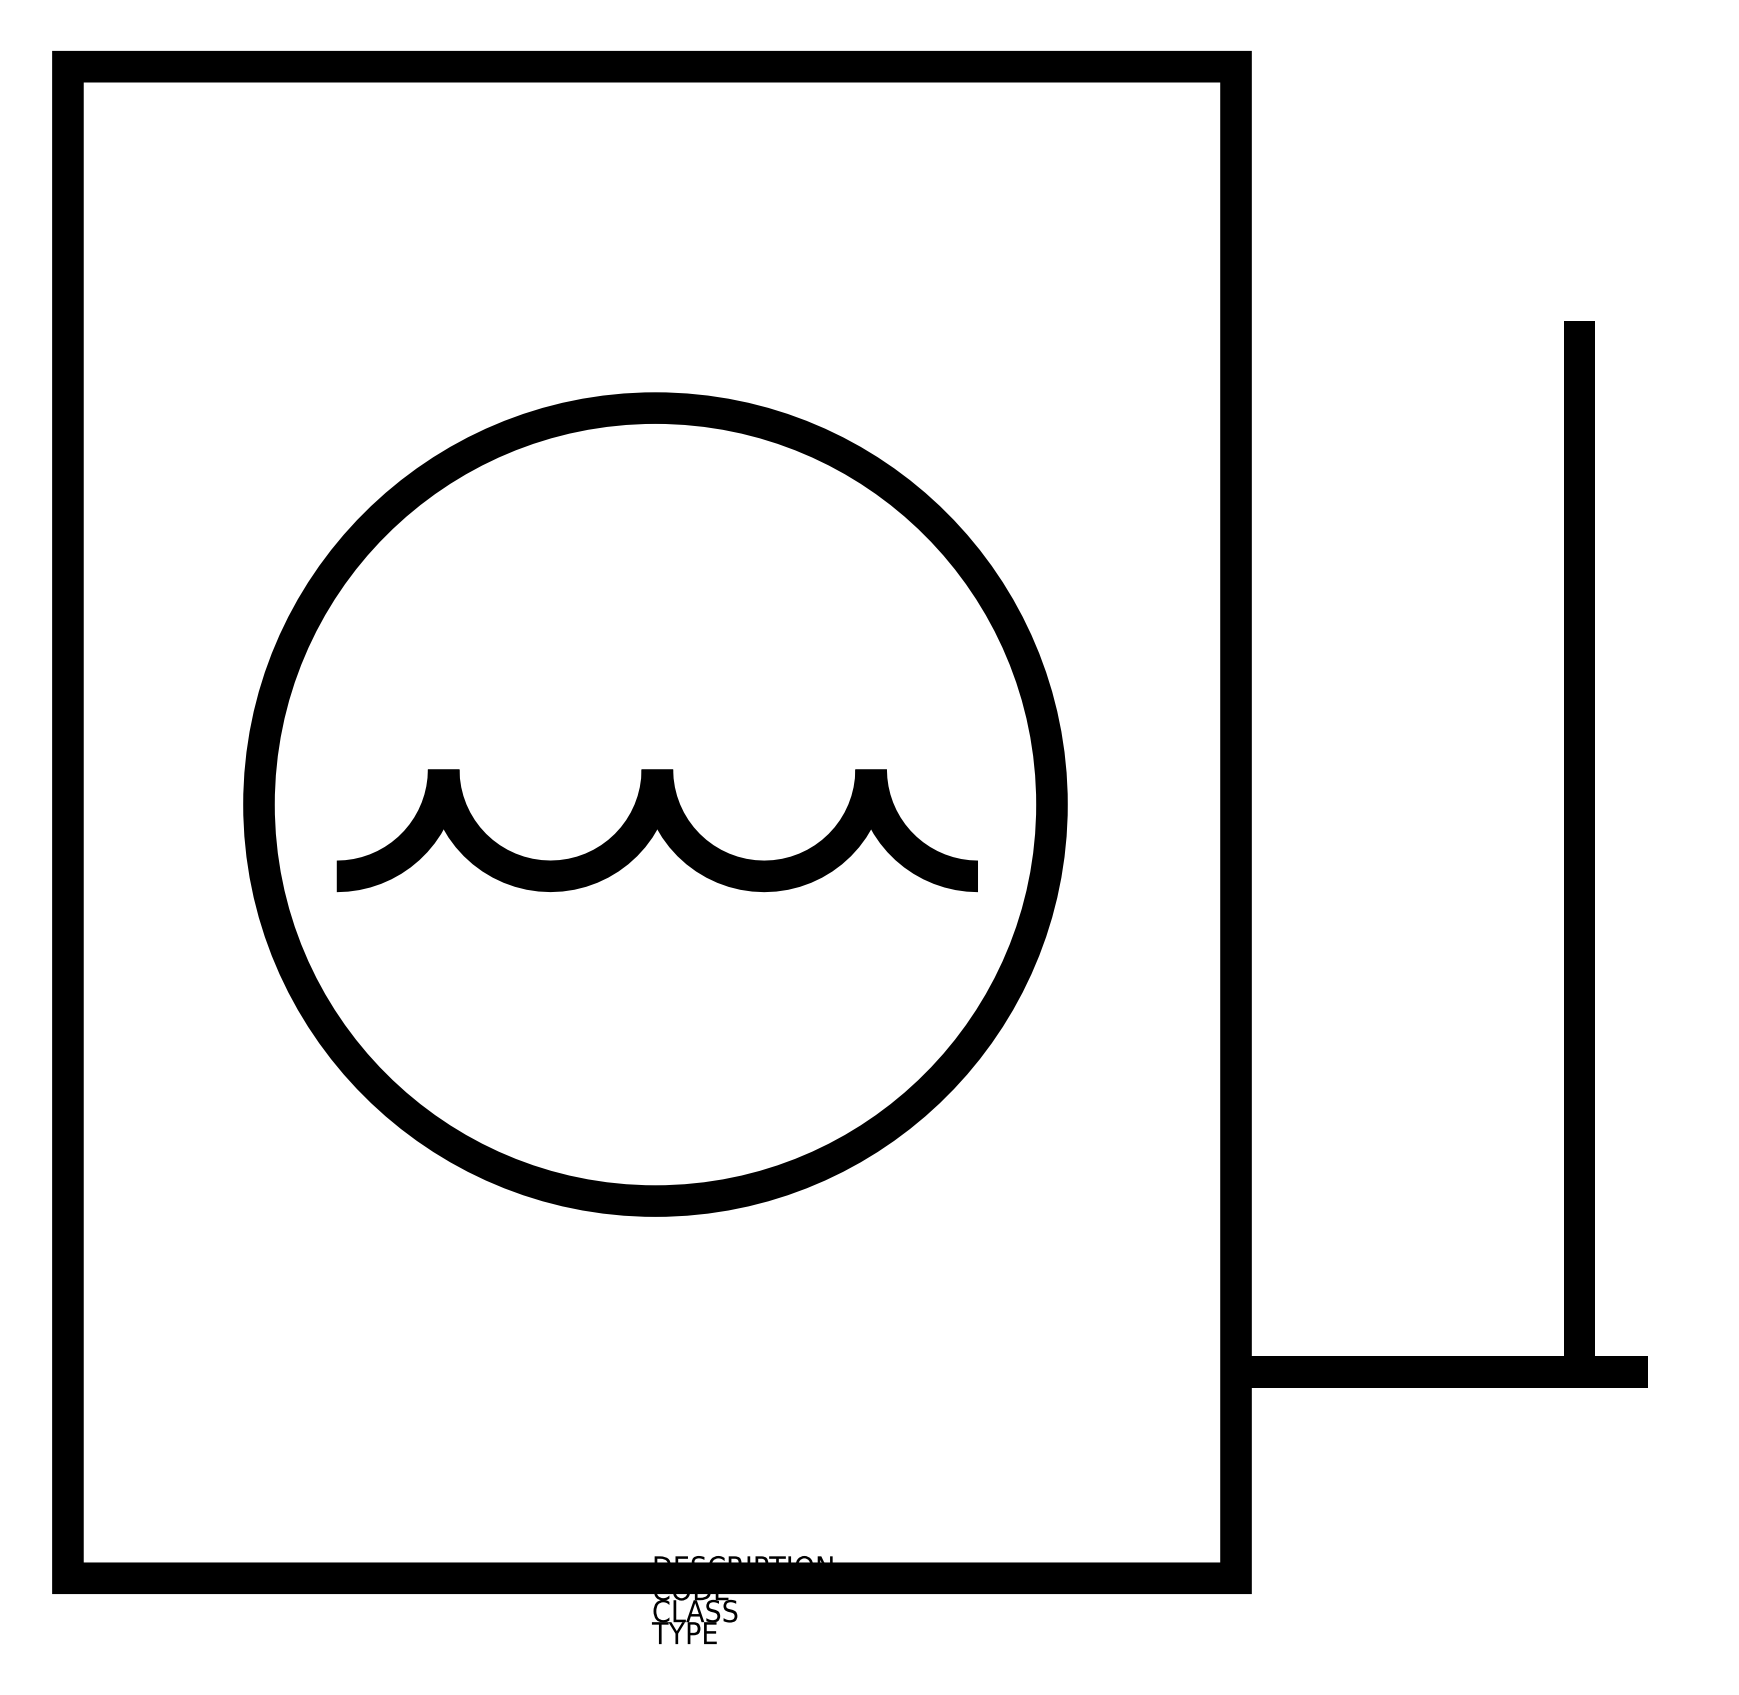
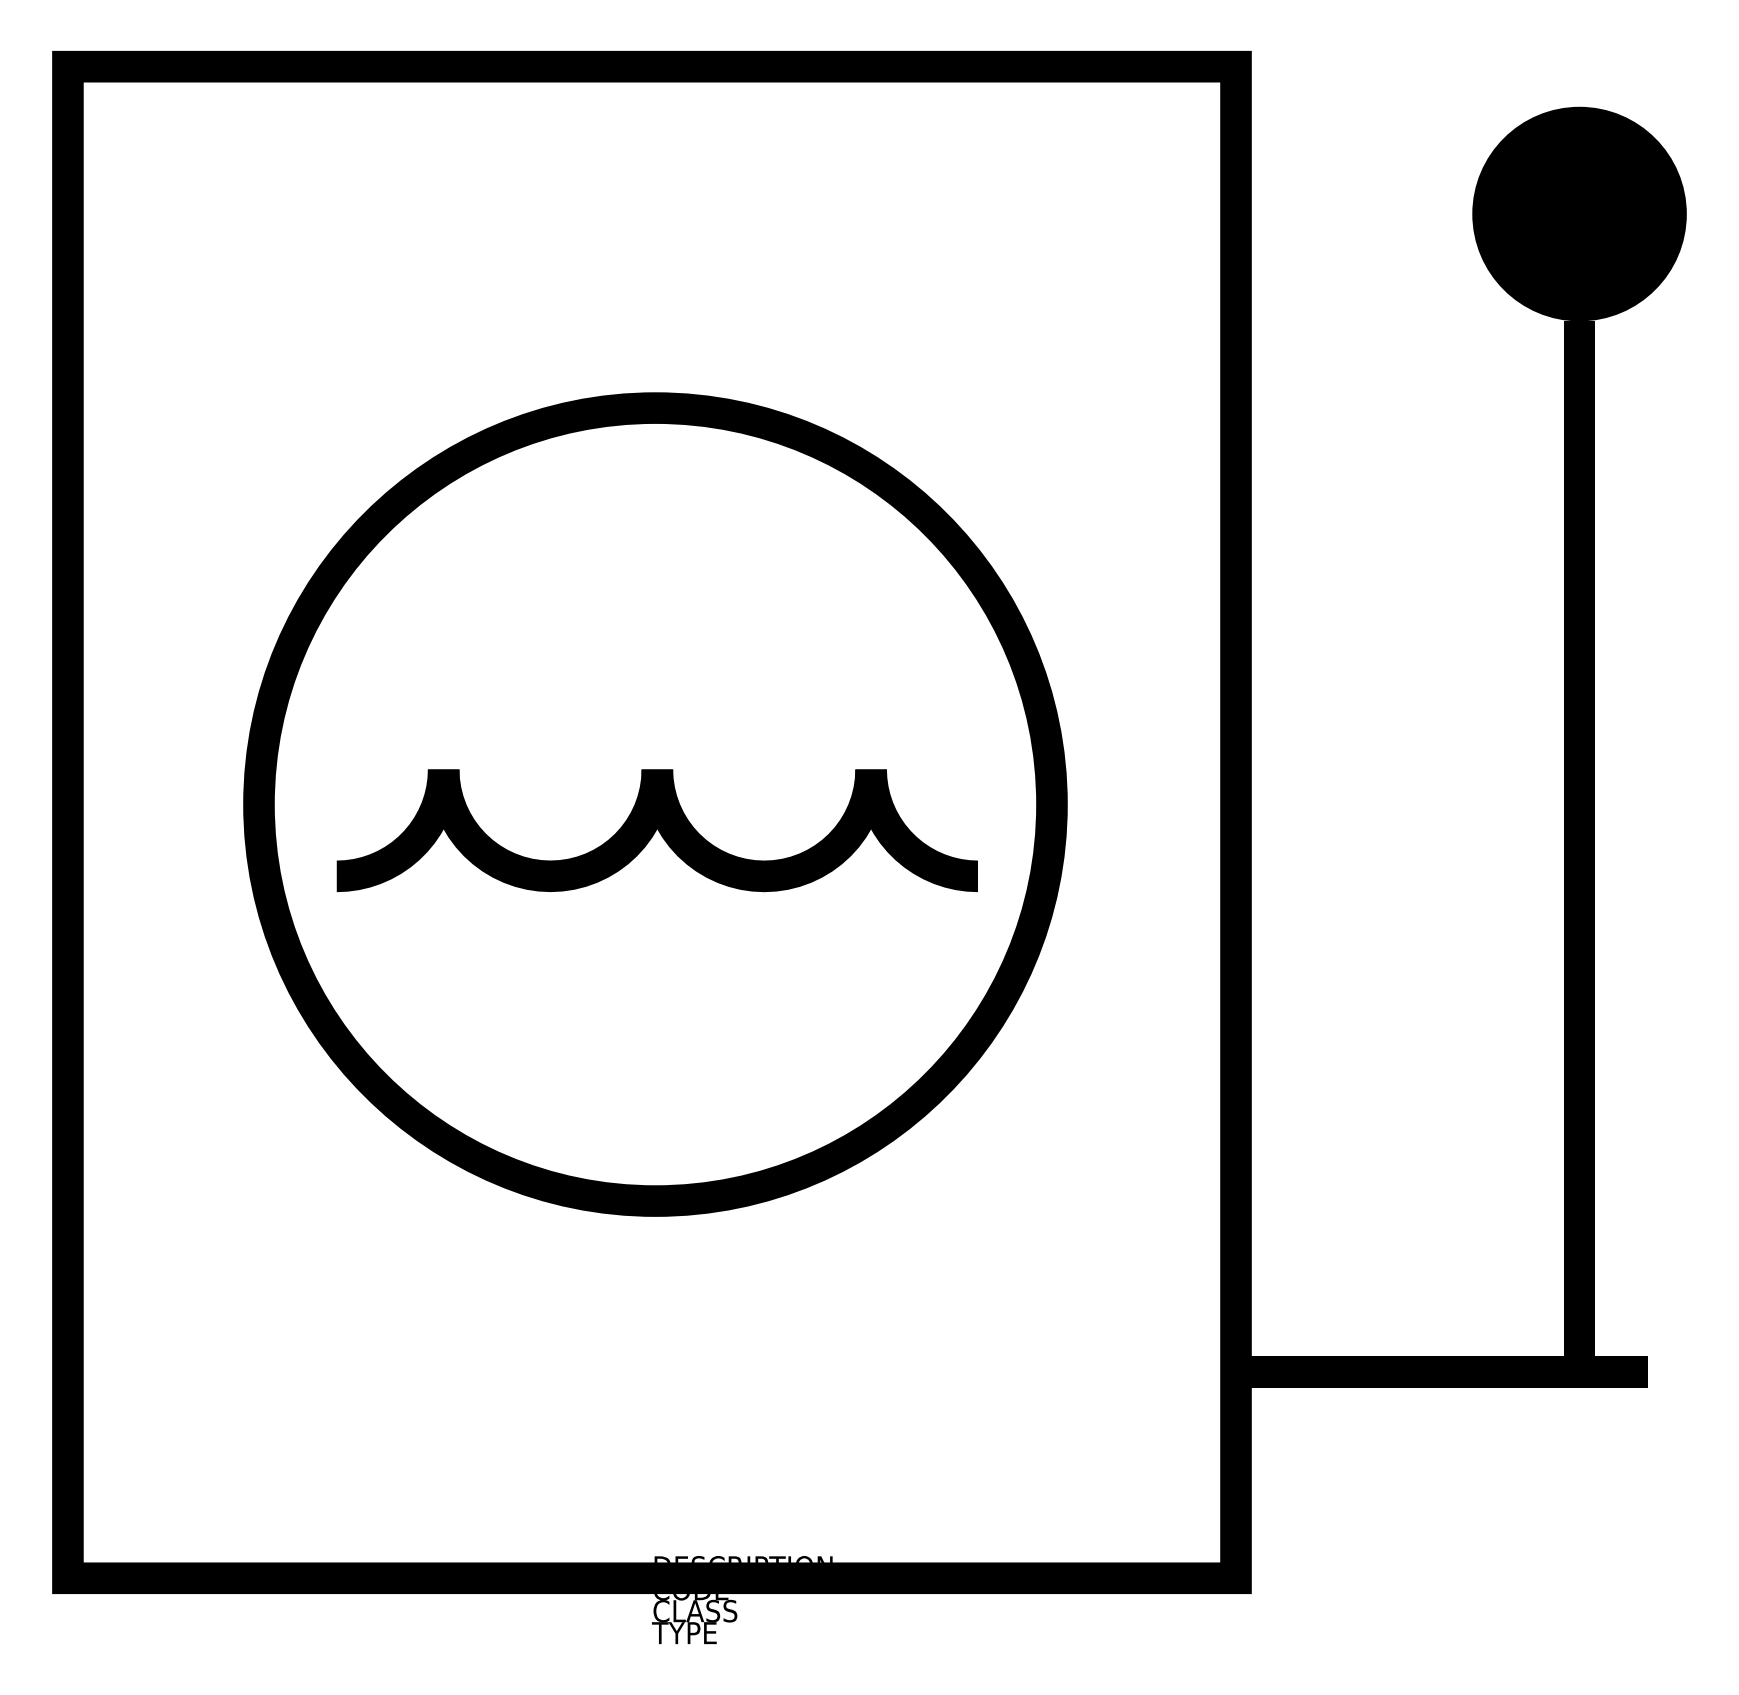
fill: none -> present (1579, 213)
